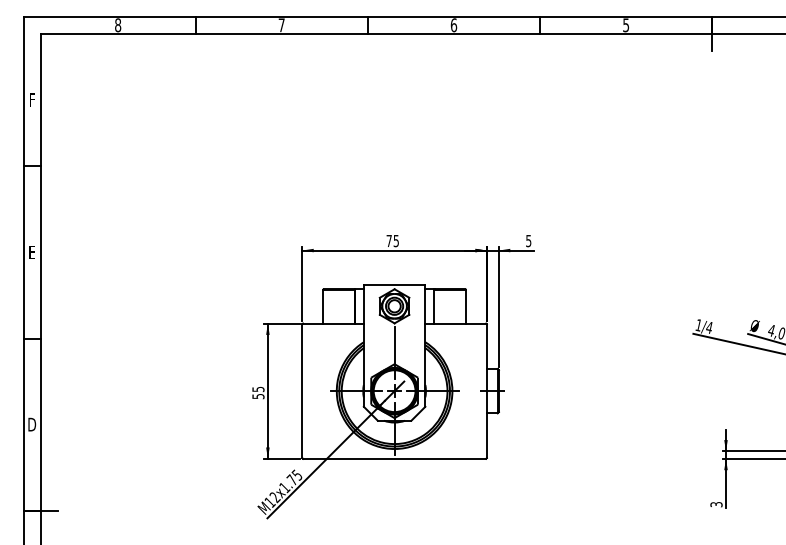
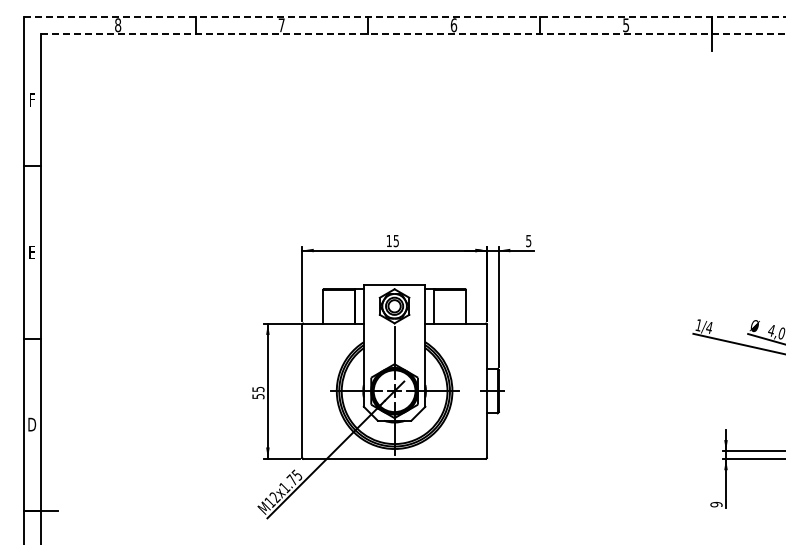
line: solid -> dashed (404, 16)
line: solid -> dashed (413, 33)
text: 75 -> 15 (388, 240)
text: 3 -> 9 (716, 504)
